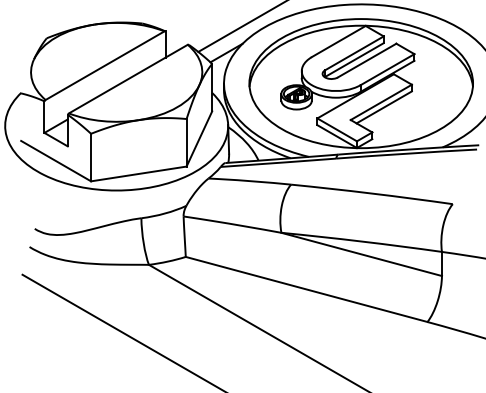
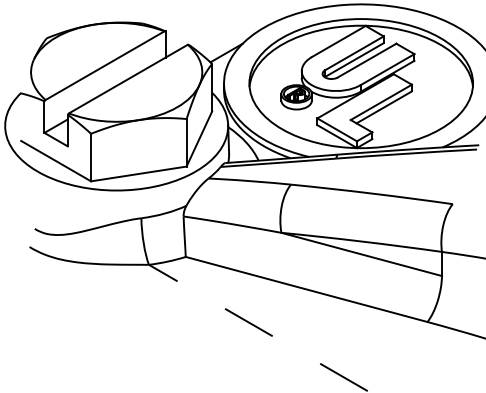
line: present -> none (241, 26)
line: solid -> dashed (259, 328)
line: present -> none (121, 331)
